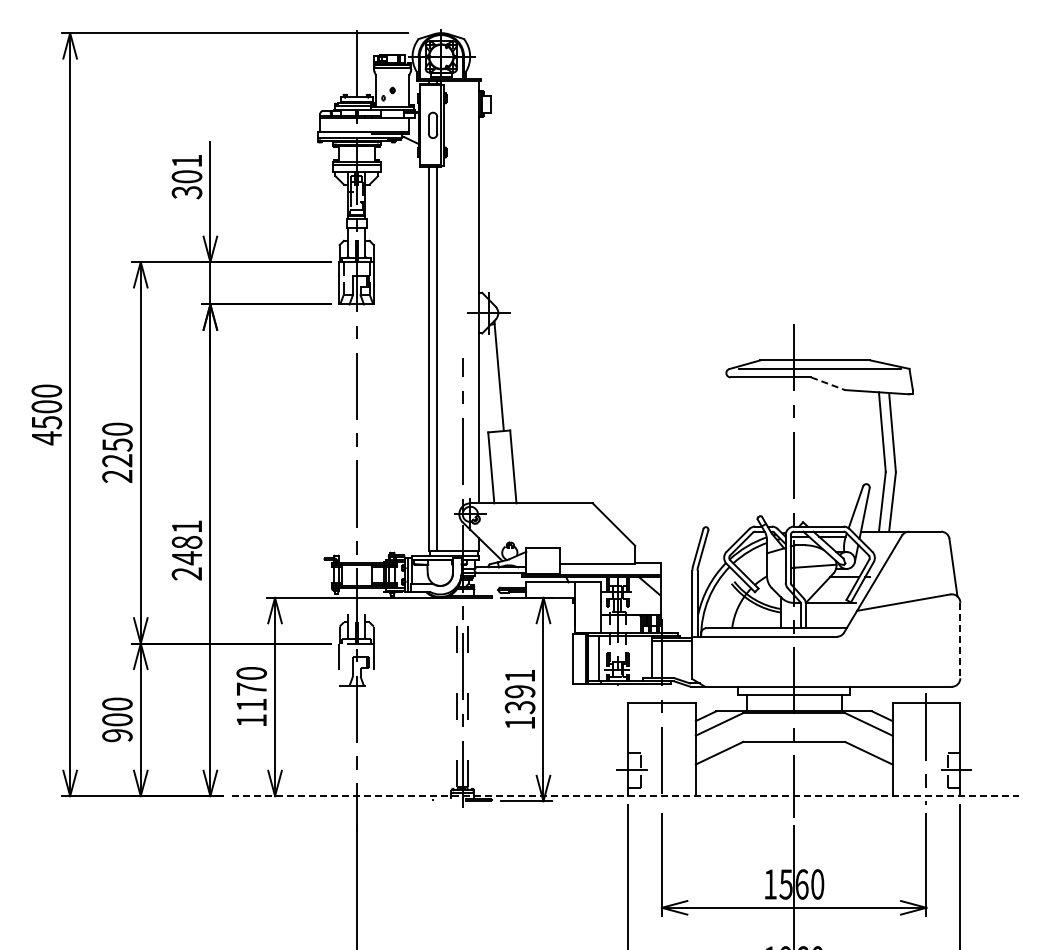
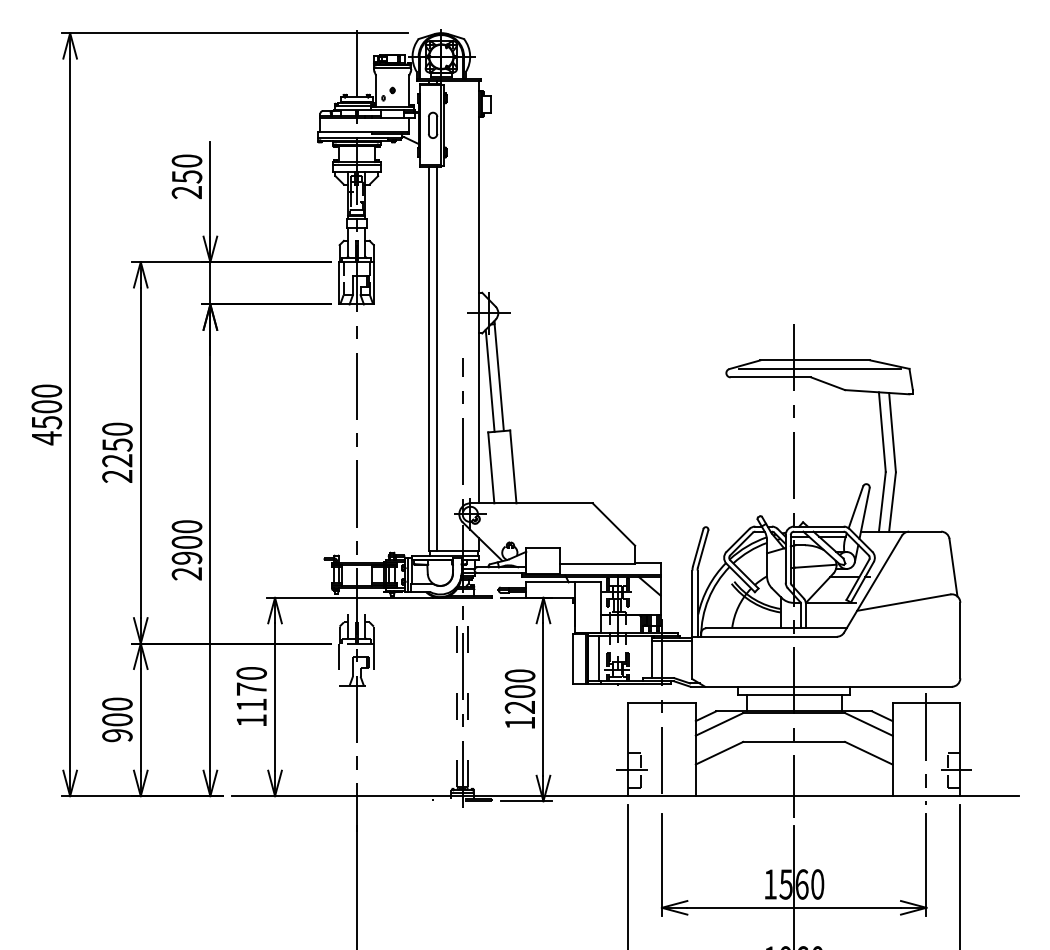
text: 301 -> 250 (186, 176)
line: none -> present (489, 380)
line: dashed -> solid (828, 383)
text: 2481 -> 2900 (186, 542)
line: dashed -> solid (960, 640)
text: 1391 -> 1200 (519, 691)
line: dashed -> solid (625, 796)
